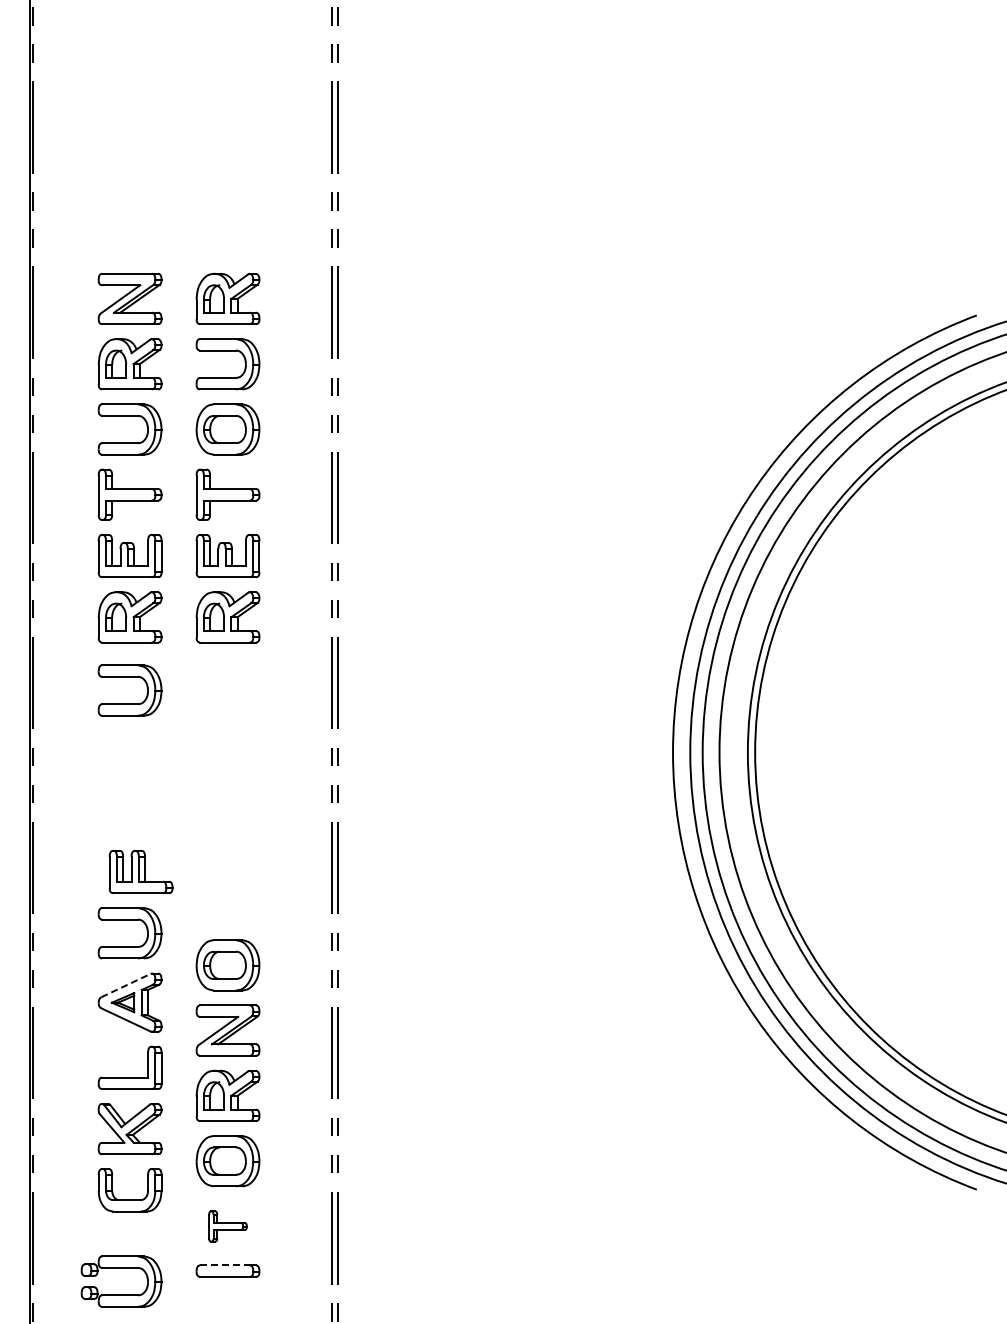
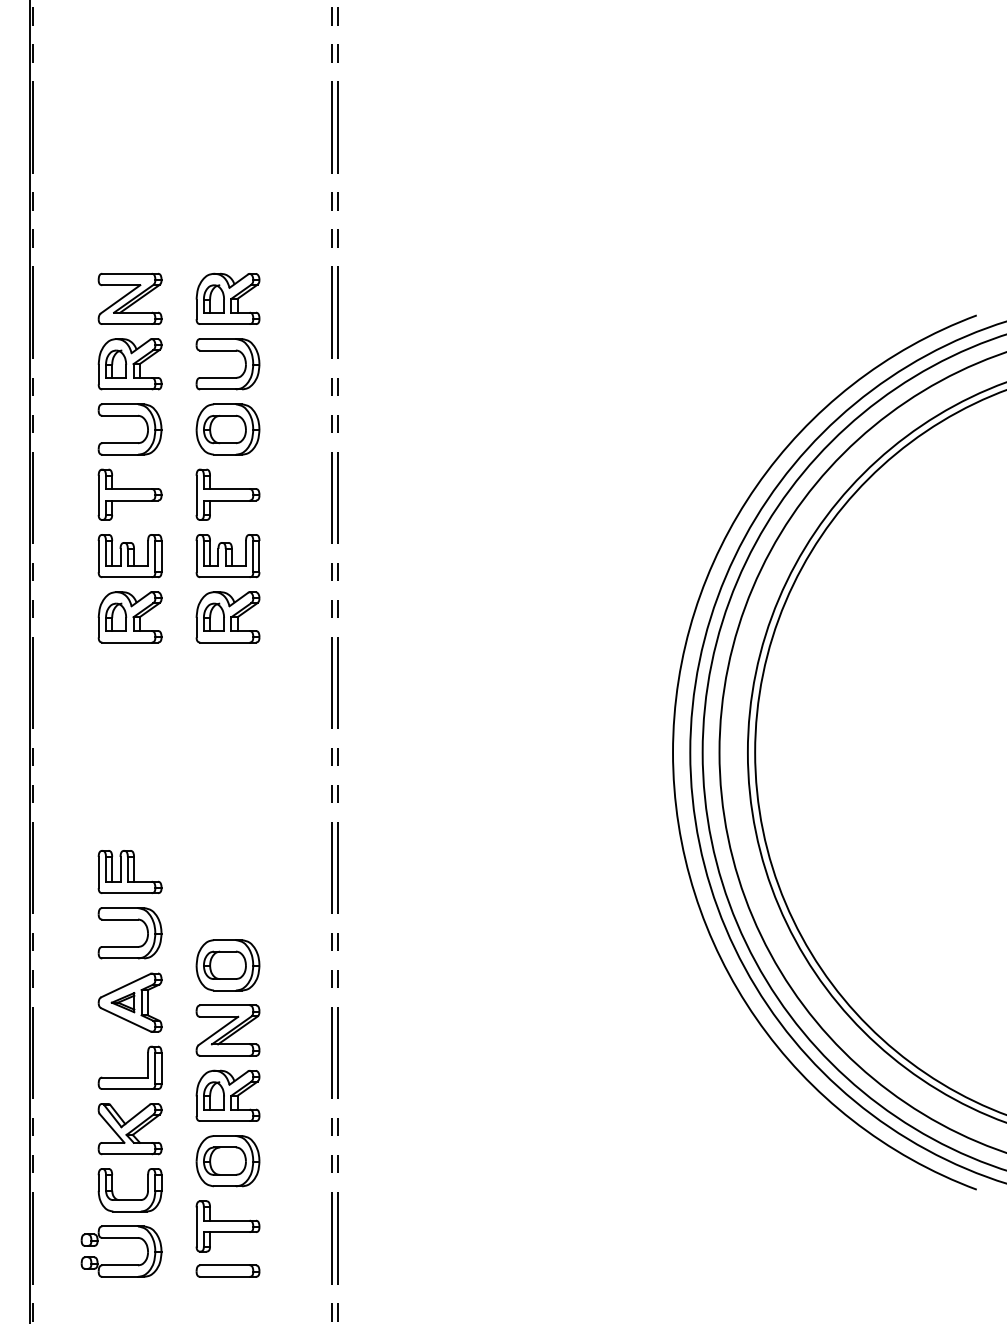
part: present -> none (129, 677)
part position: (140, 871) -> (129, 871) (129, 871)
line: dashed -> solid (126, 985)
part size: 40x33 px -> 66x53 px (227, 1226)
line: dashed -> solid (224, 1265)
part position: (121, 1268) -> (121, 1238) (121, 1238)
